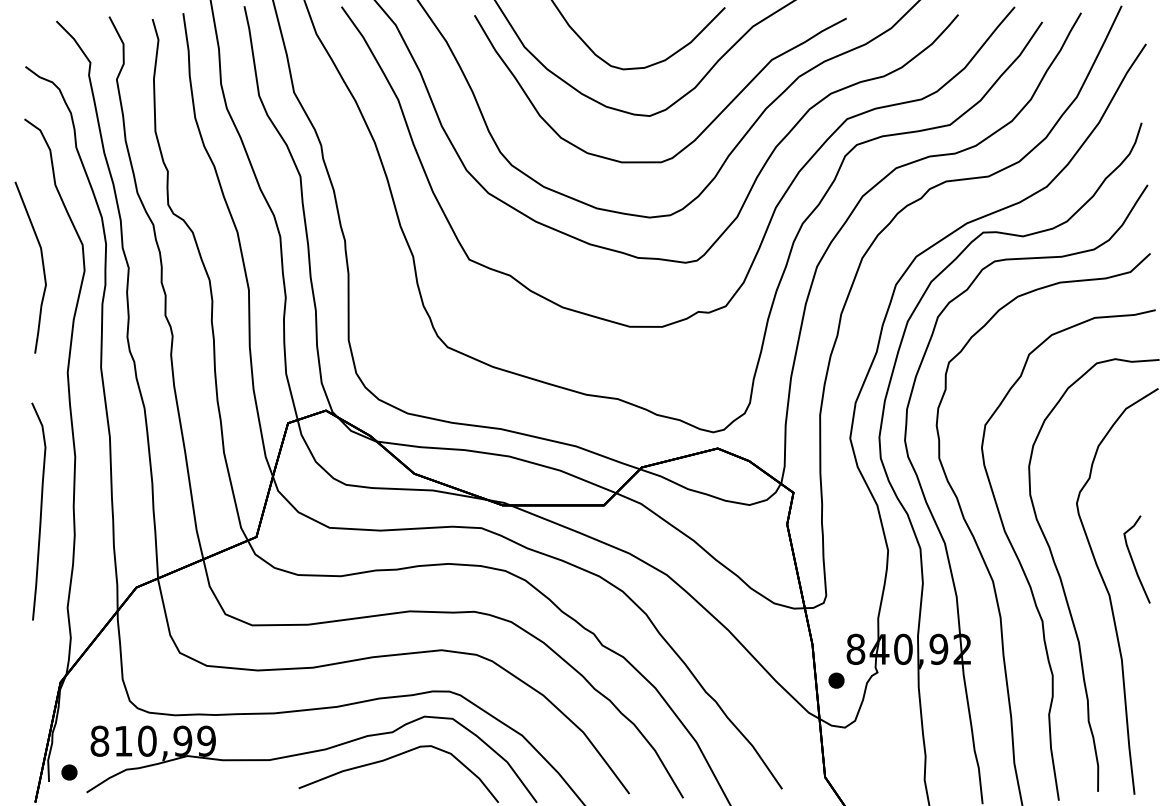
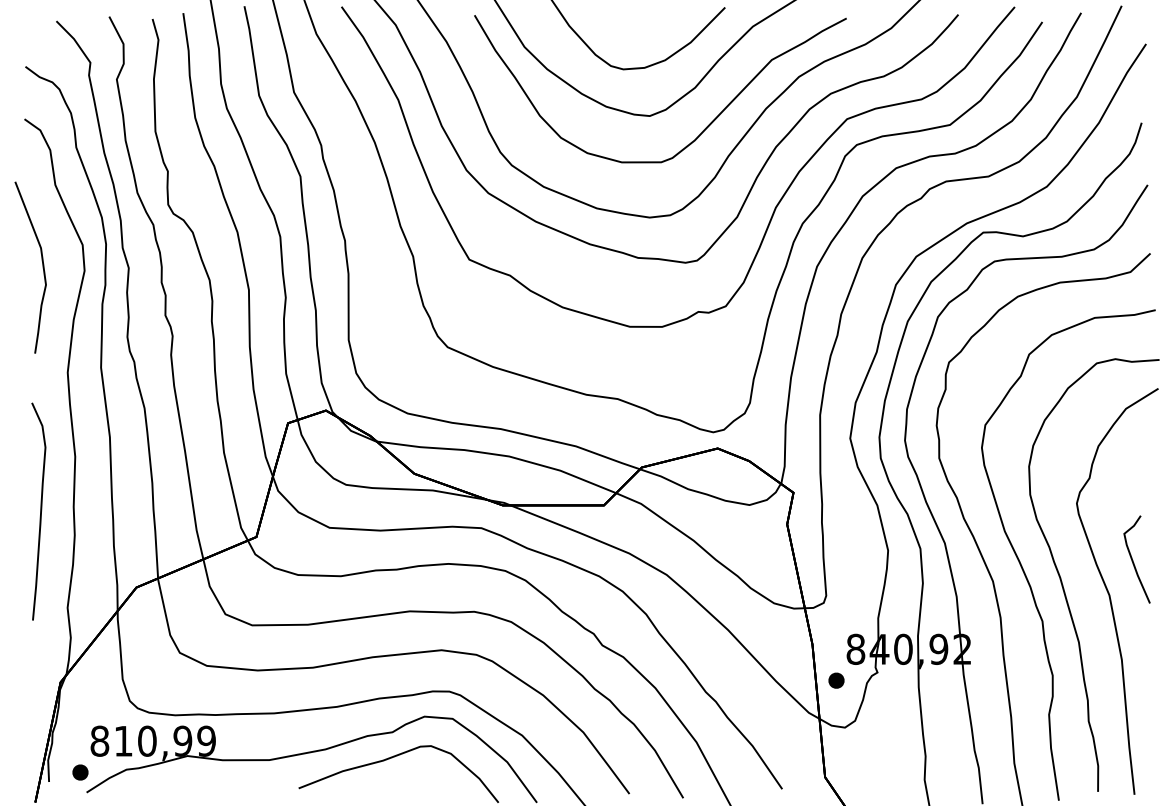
part position: (69, 772) -> (80, 772) (80, 772)
